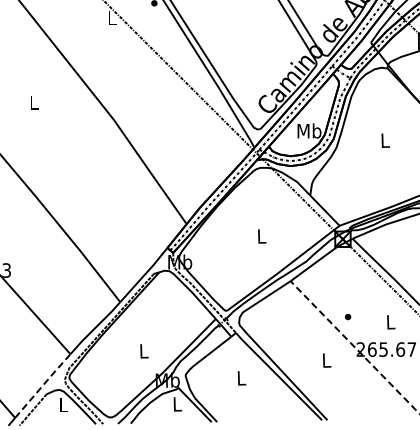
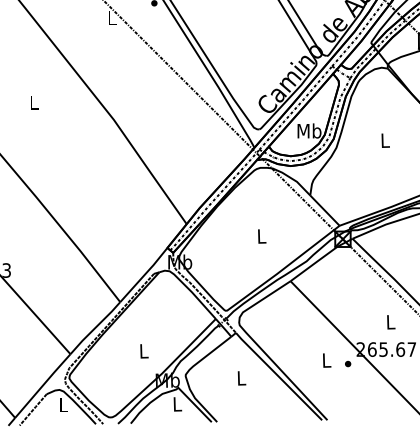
part position: (348, 316) -> (348, 363) (348, 363)
line: dashed -> solid (354, 347)
line: dashed -> solid (43, 385)
